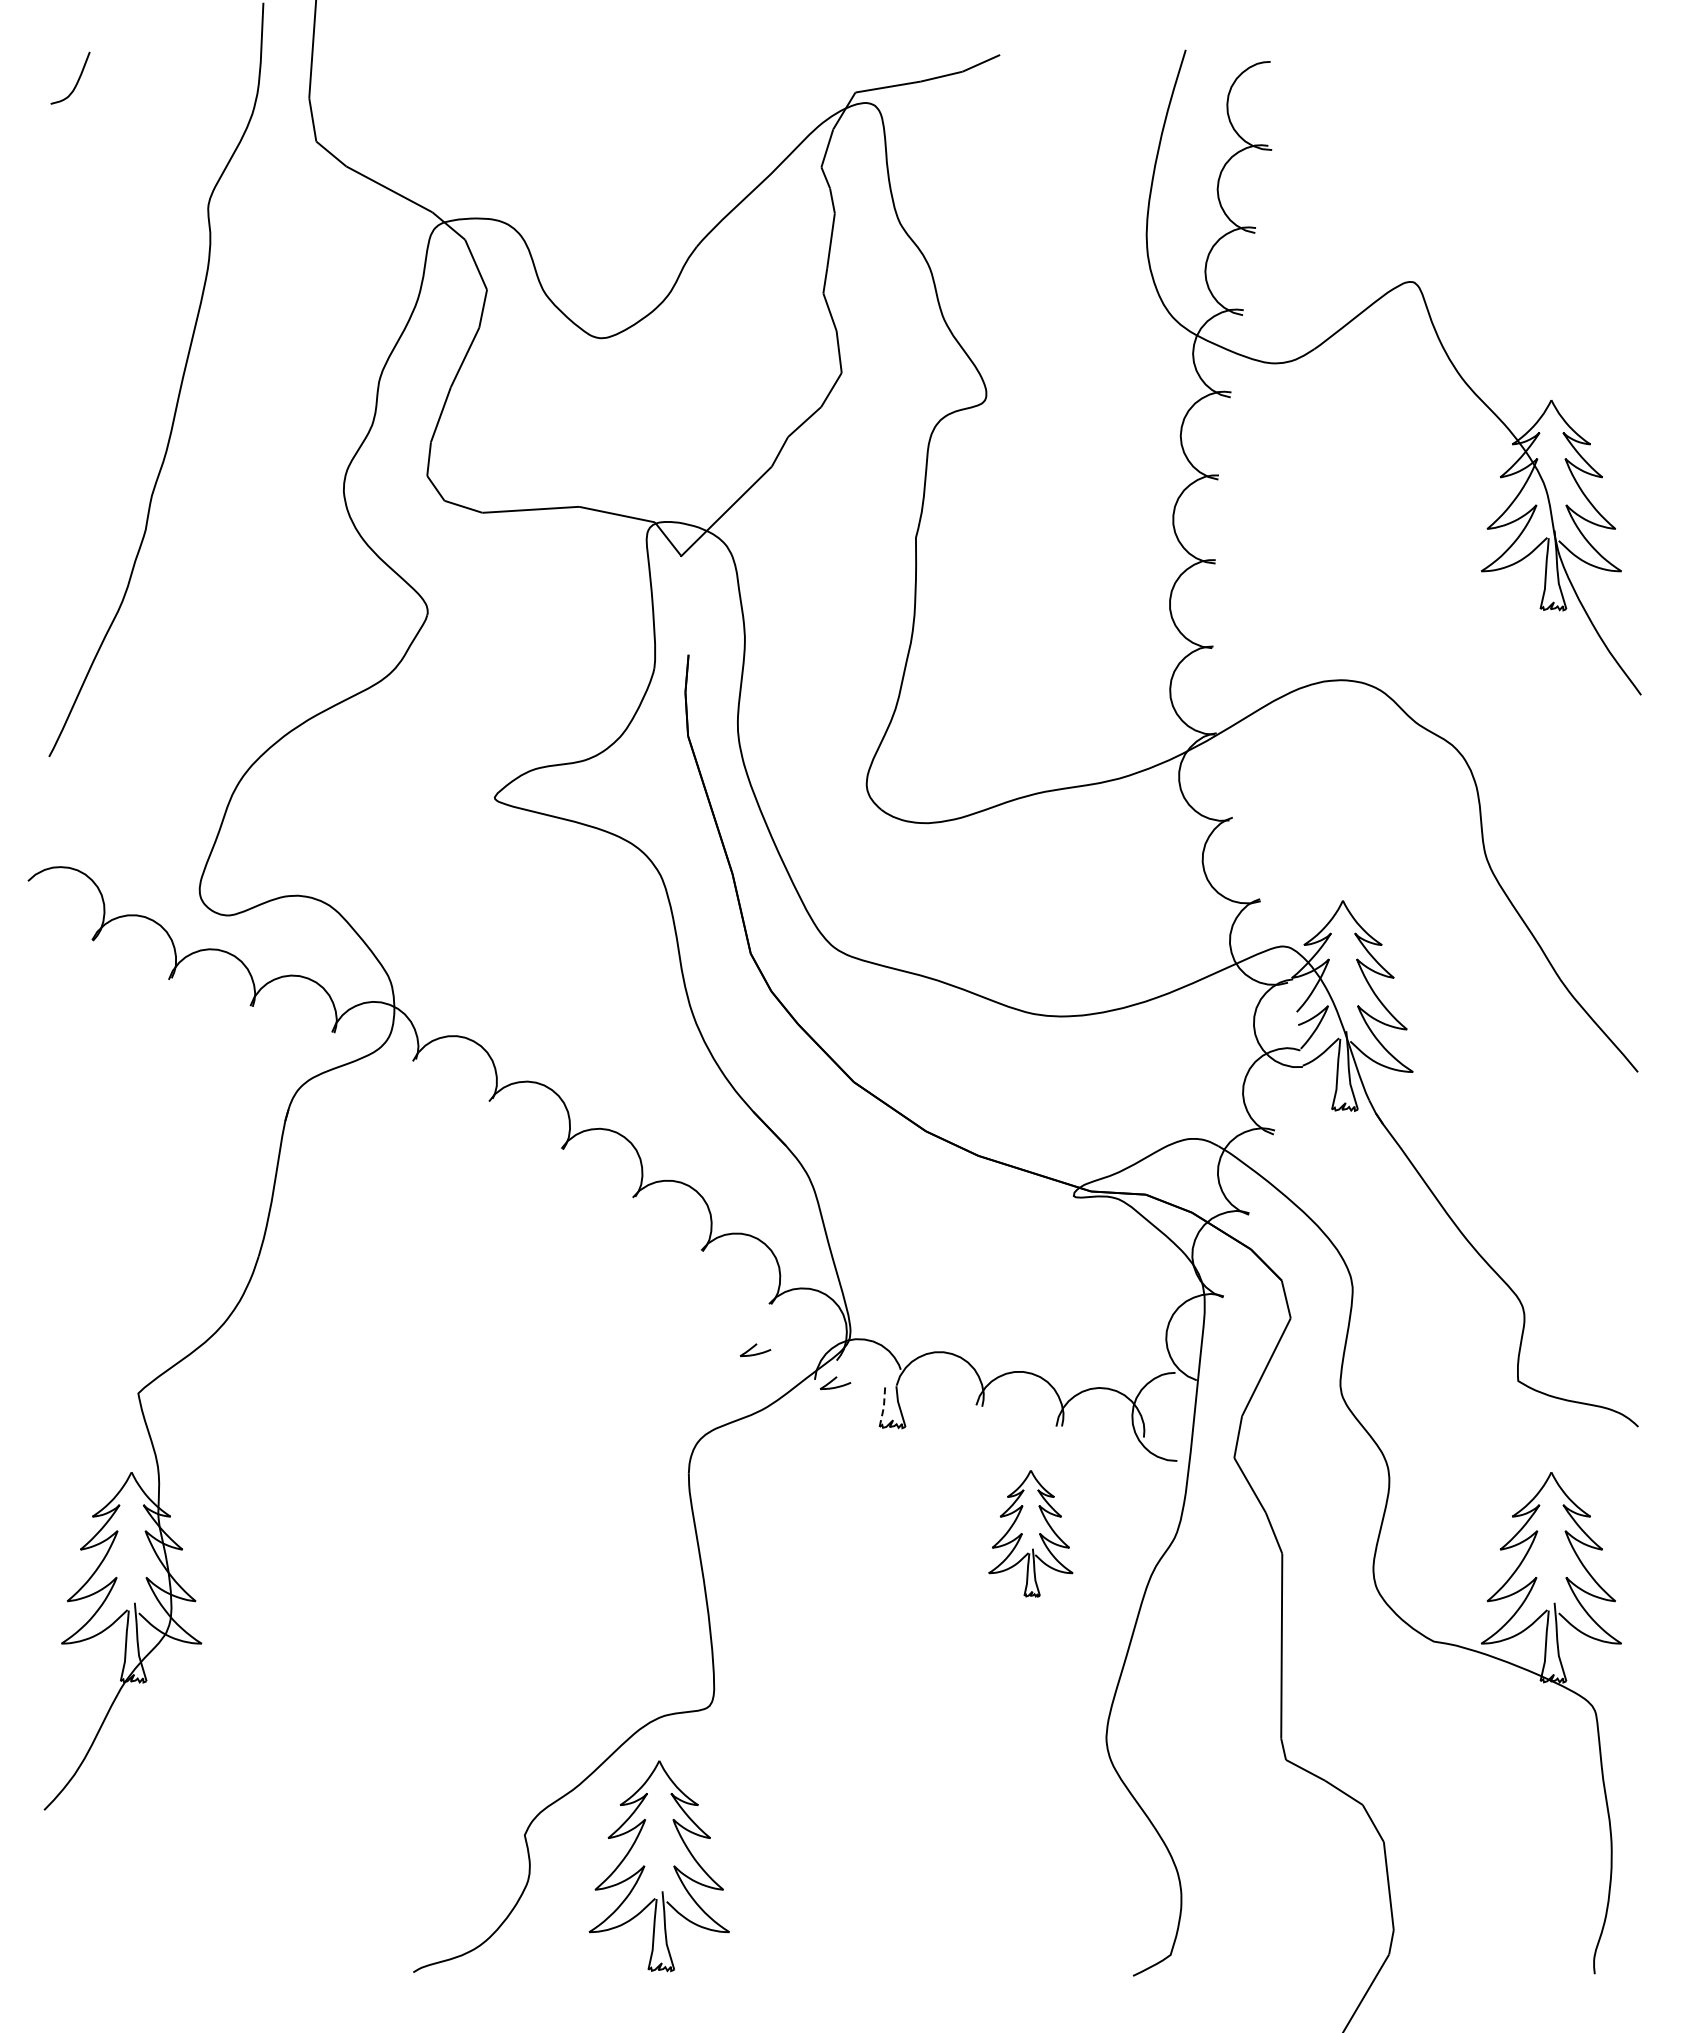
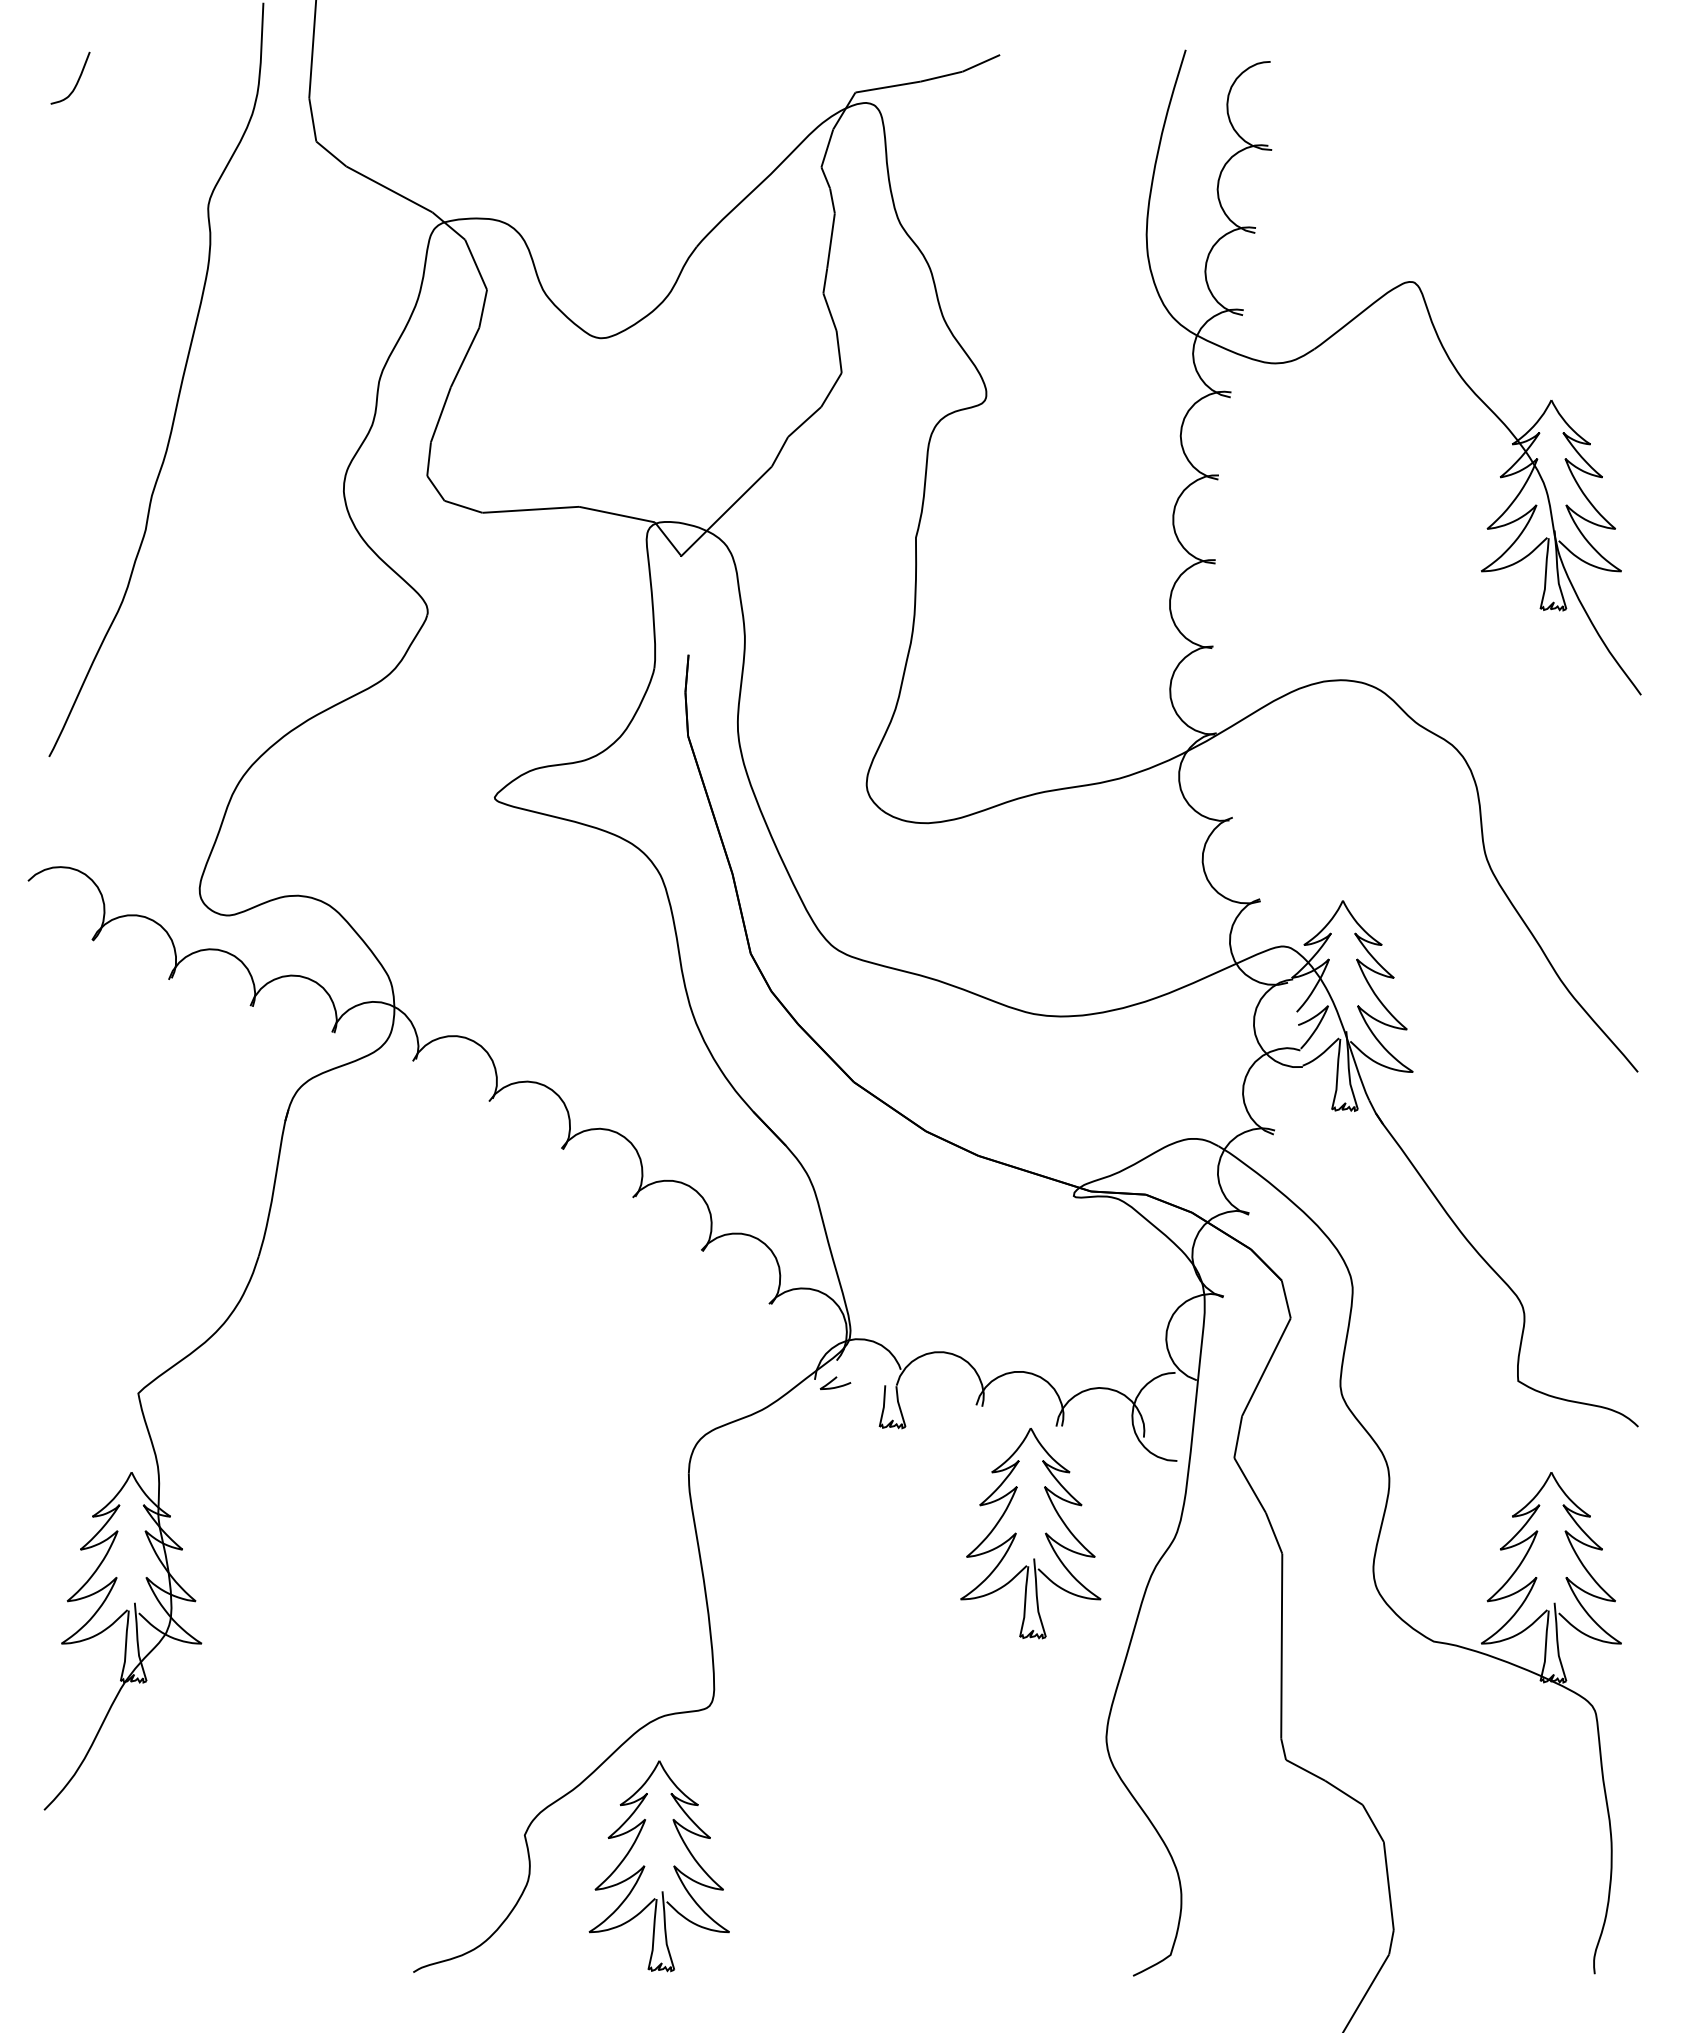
curve: present -> none (754, 1347)
line: dashed -> solid (883, 1407)
part size: 86x128 px -> 142x212 px (1030, 1533)
